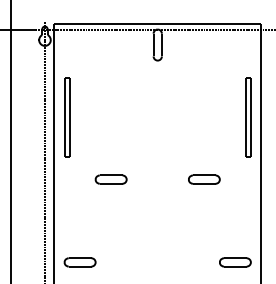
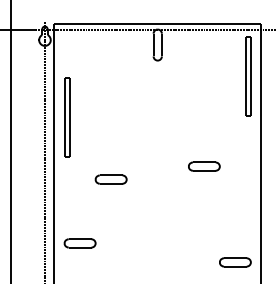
part position: (248, 117) -> (248, 76) (248, 76)
part position: (204, 179) -> (204, 166) (204, 166)
part position: (79, 262) -> (79, 243) (79, 243)
